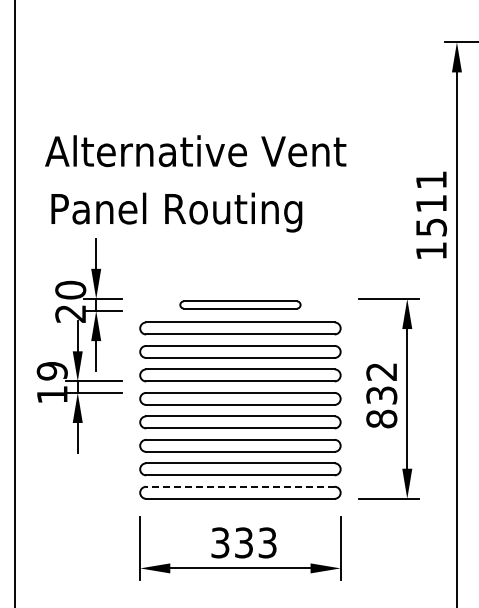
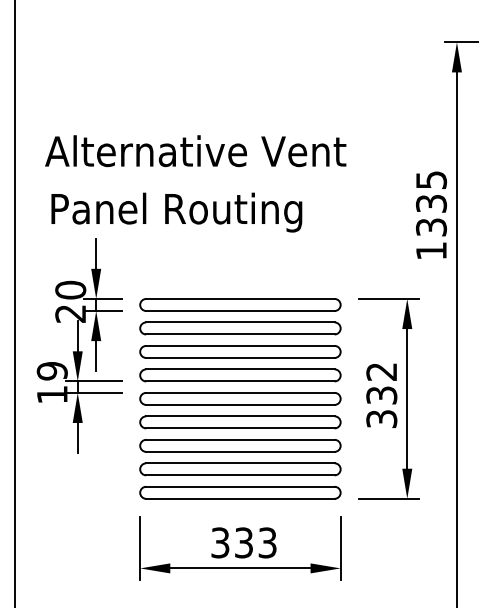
text: 1511 -> 1335 (431, 203)
part size: 123x10 px -> 203x14 px (240, 304)
text: 832 -> 332 (381, 418)
line: dashed -> solid (239, 486)
